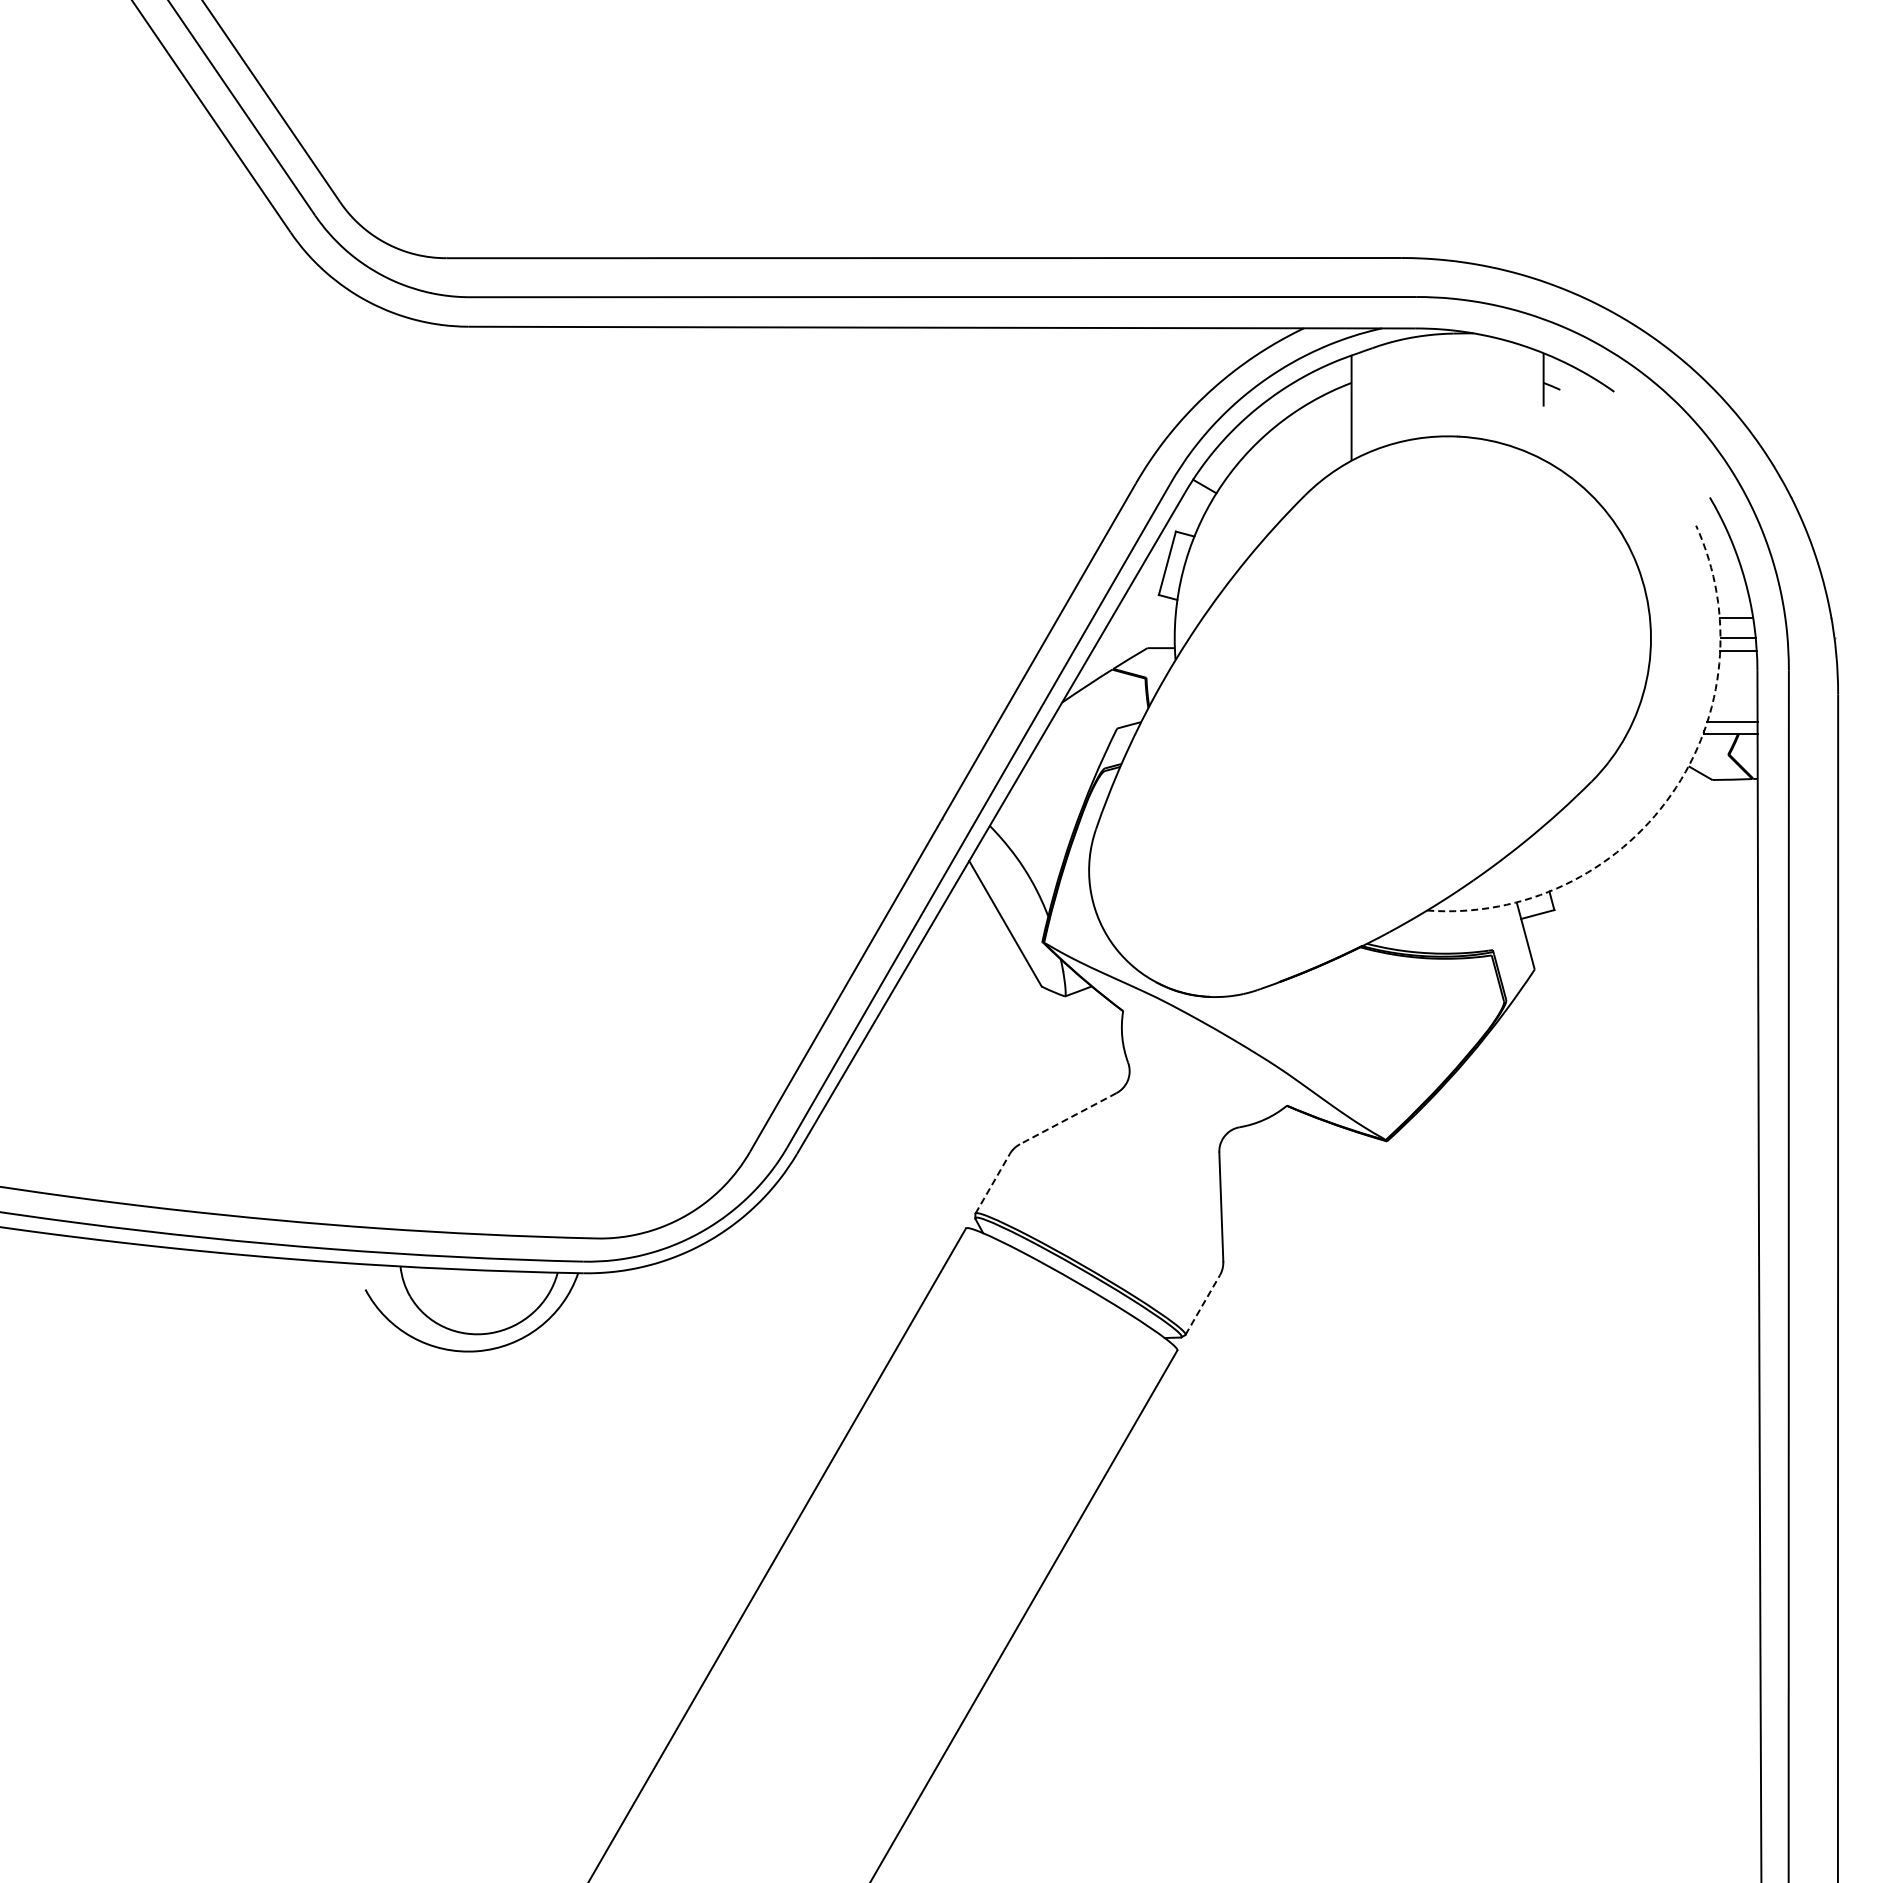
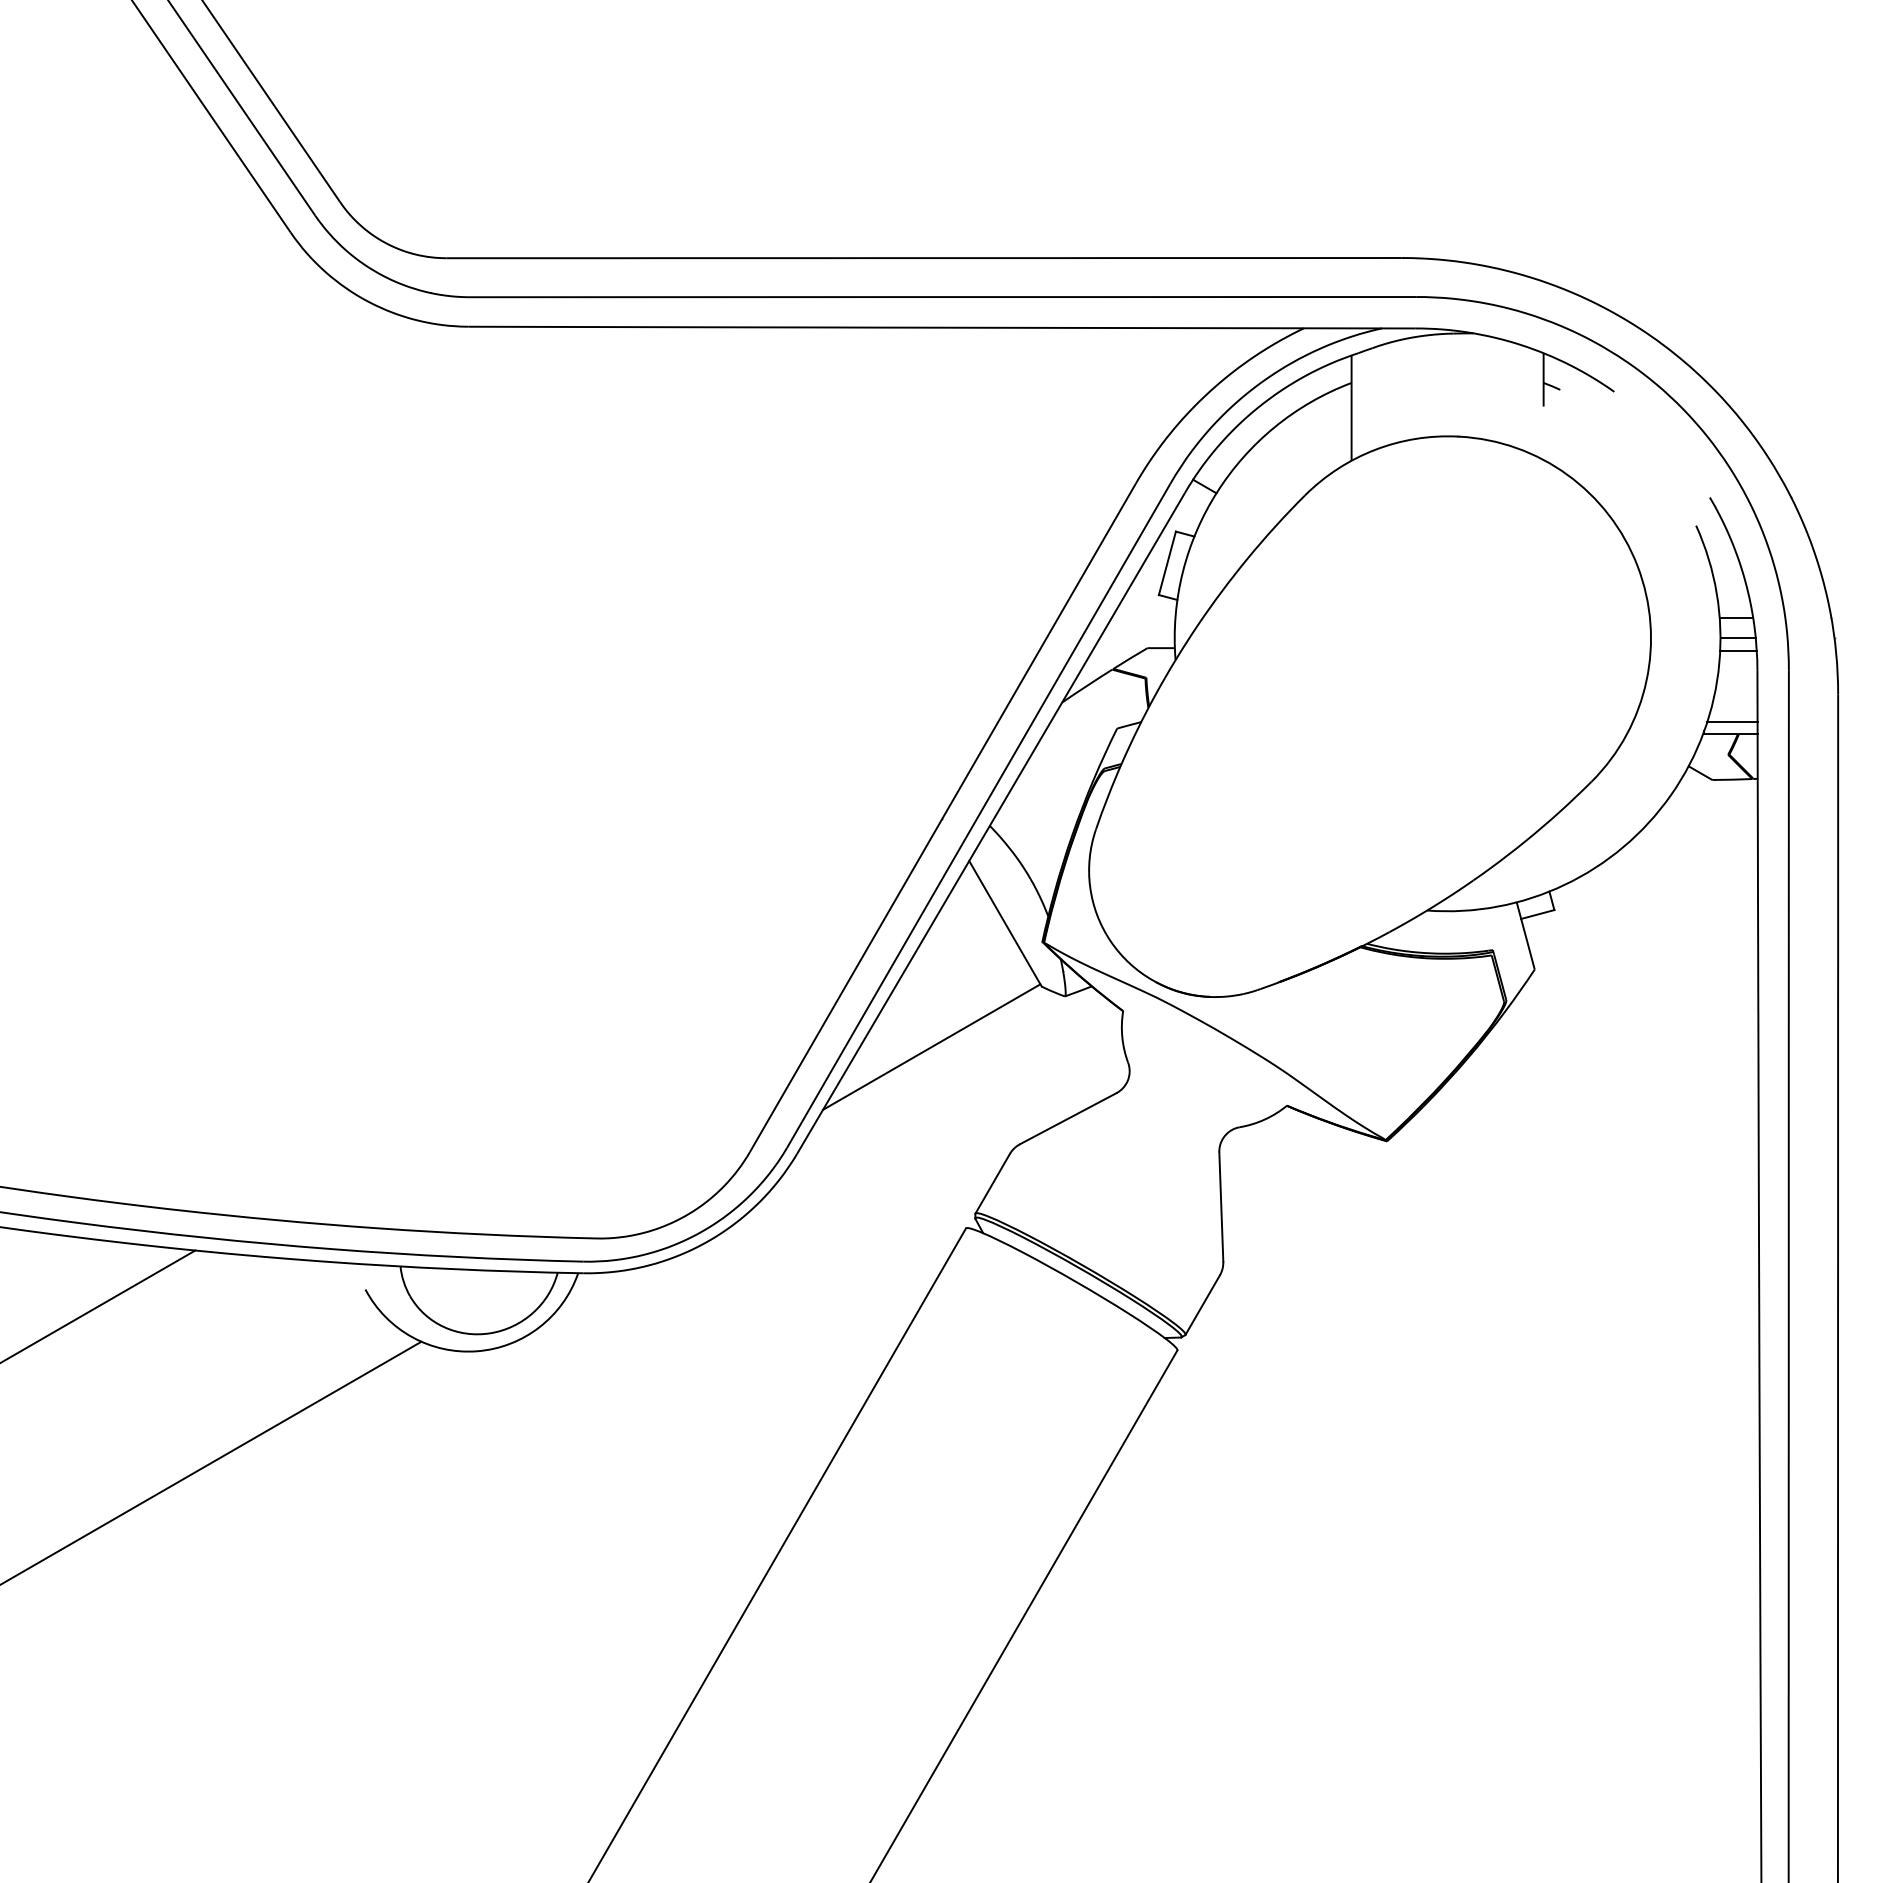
arc: dashed -> solid (1671, 794)
line: none -> present (931, 1046)
line: dashed -> solid (1068, 1118)
line: dashed -> solid (992, 1183)
line: dashed -> solid (1202, 1304)
line: none -> present (98, 1306)
line: none -> present (211, 1462)
